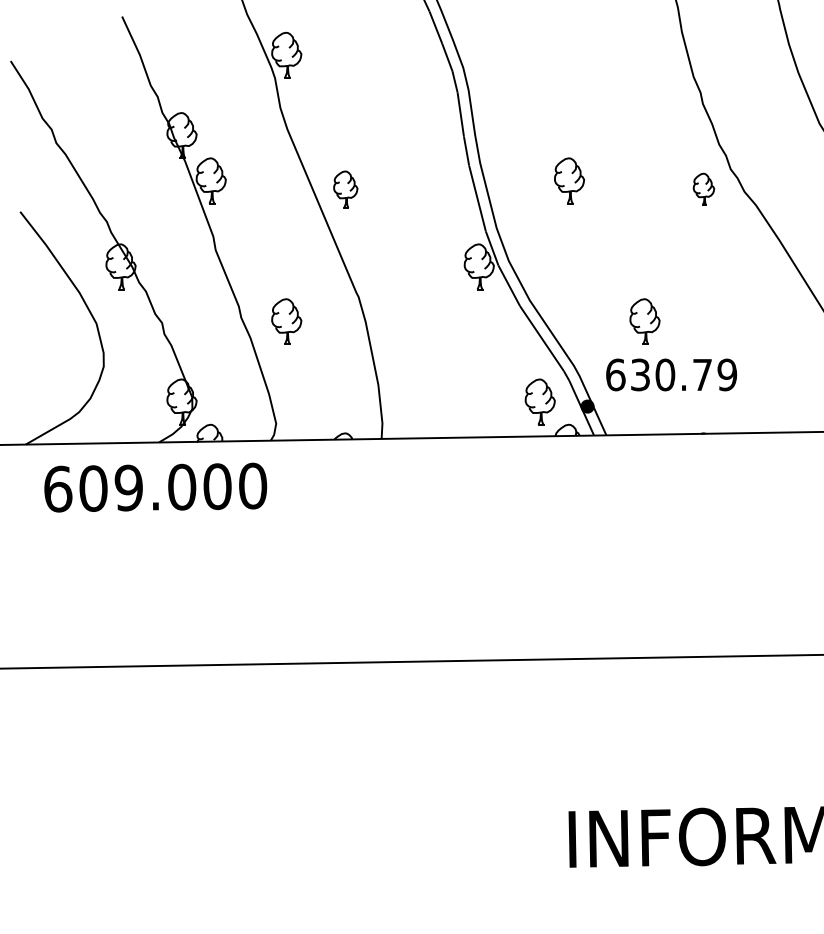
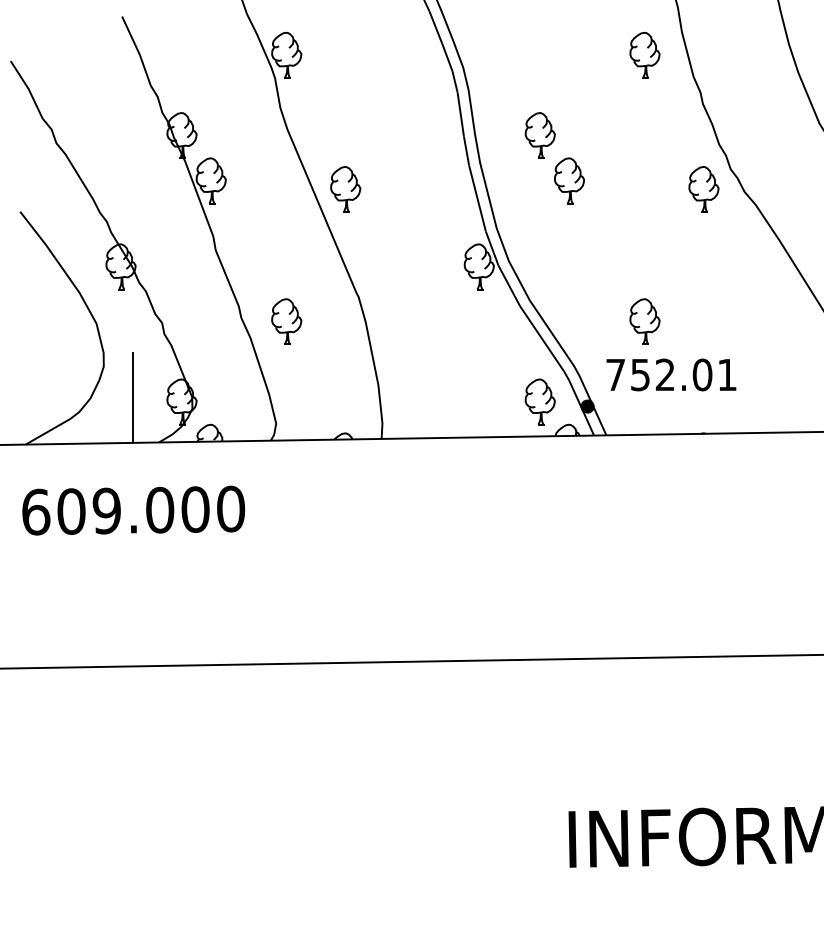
part: none -> present (644, 54)
part: none -> present (539, 135)
part size: 24x34 px -> 32x47 px (703, 189)
part size: 26x39 px -> 32x47 px (345, 189)
text: 630.79 -> 752.01 (671, 374)
line: none -> present (133, 397)
text position: (155, 487) -> (133, 510) (133, 510)
